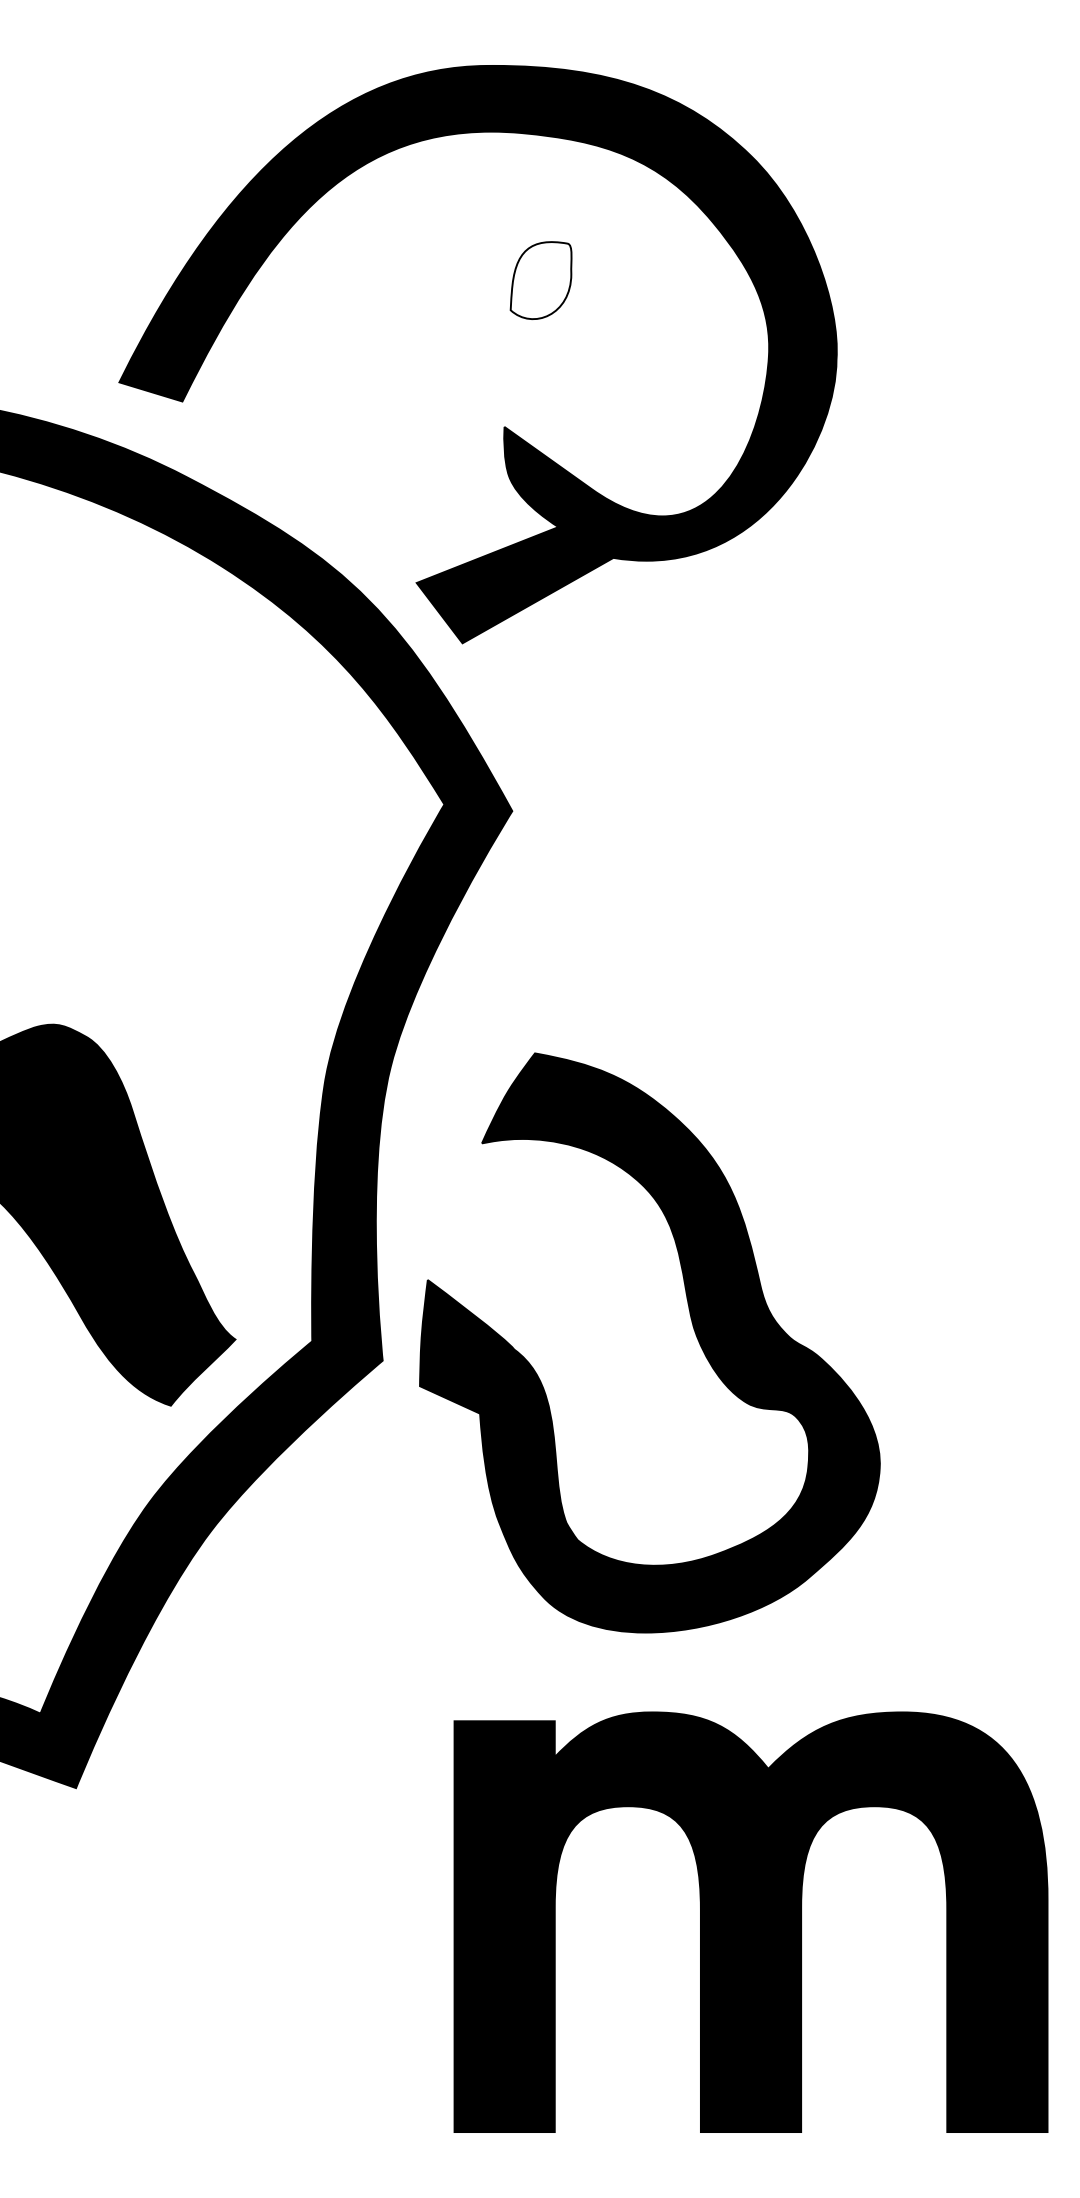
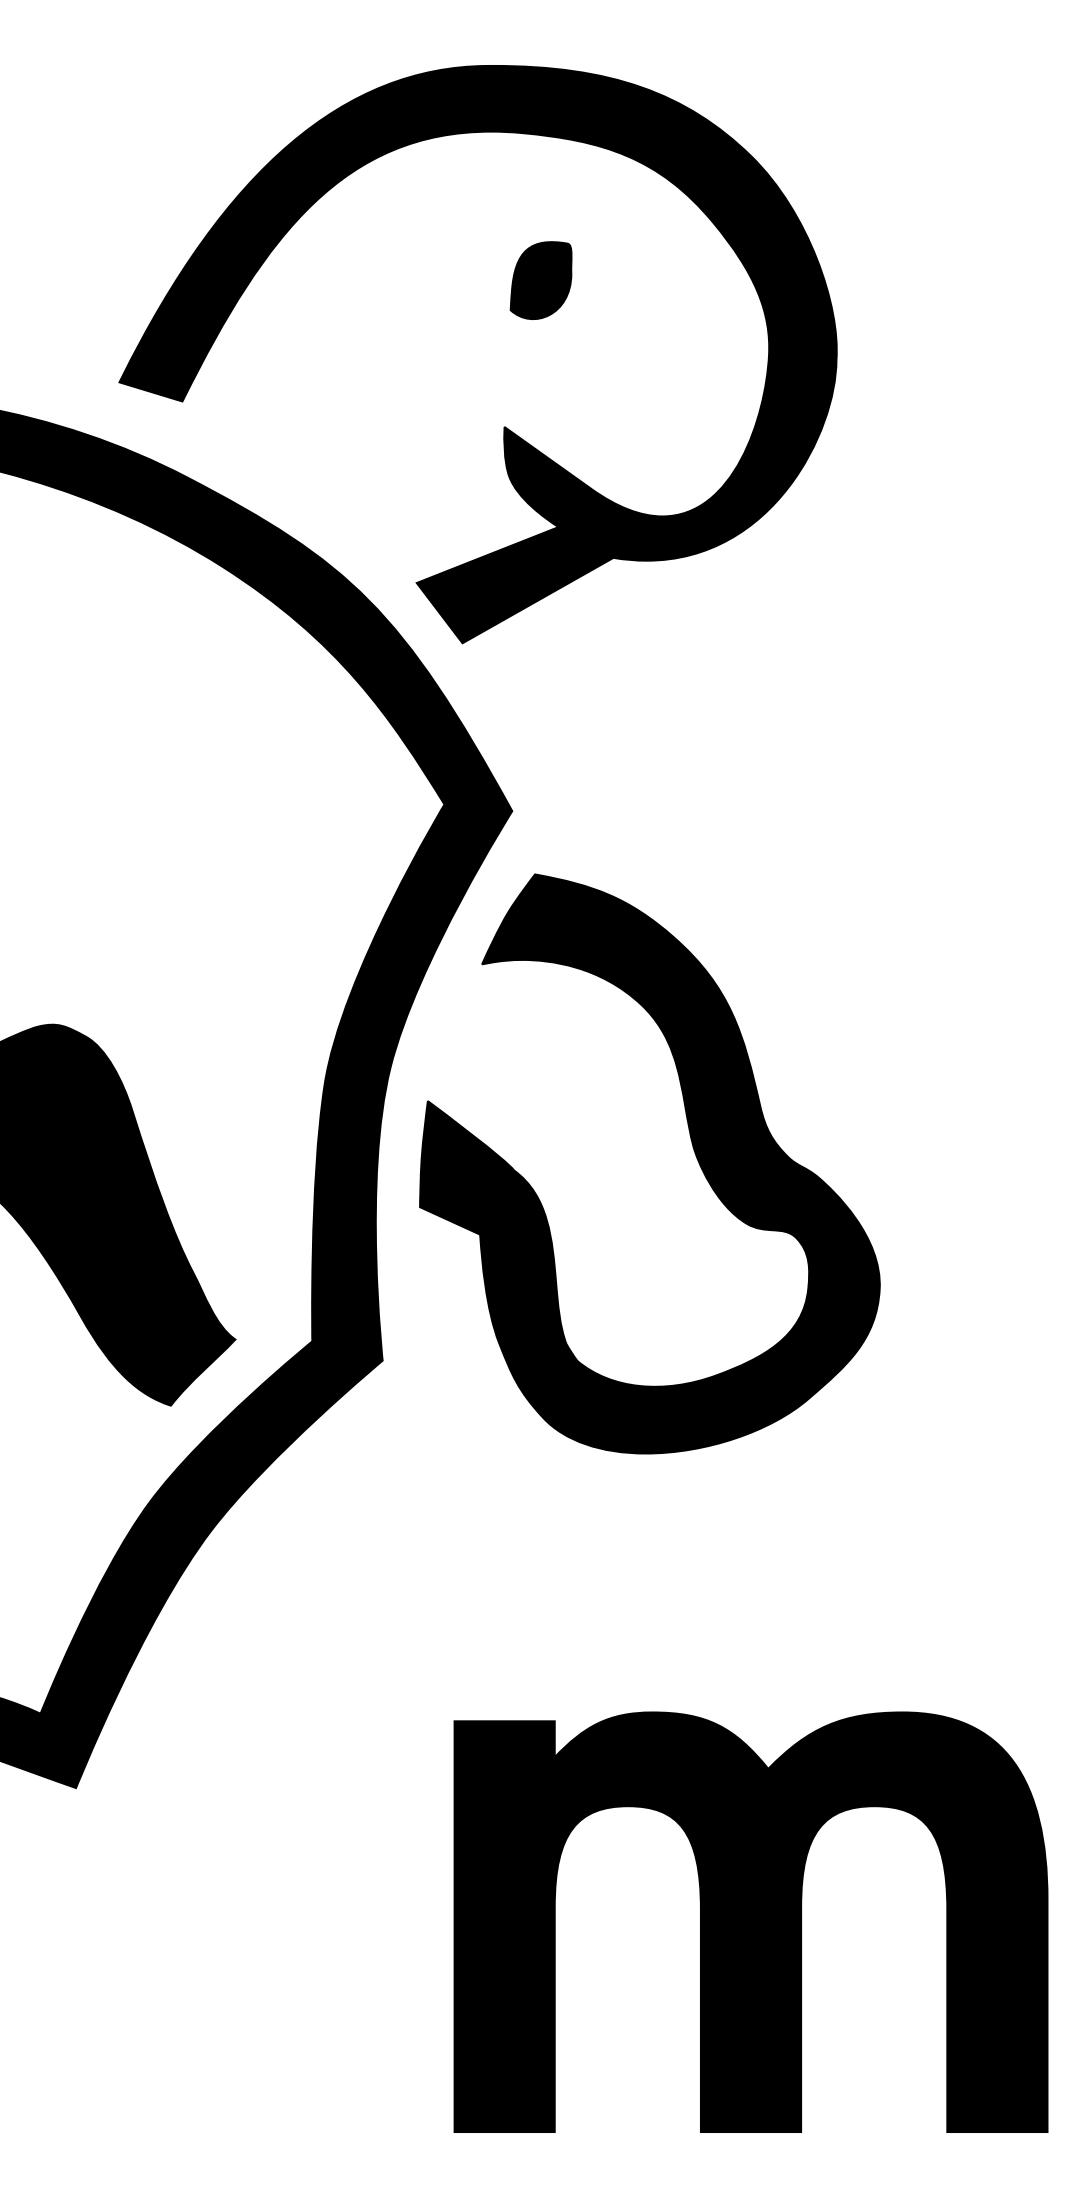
fill: none -> present (540, 280)
part position: (692, 1326) -> (692, 1147) (692, 1147)
